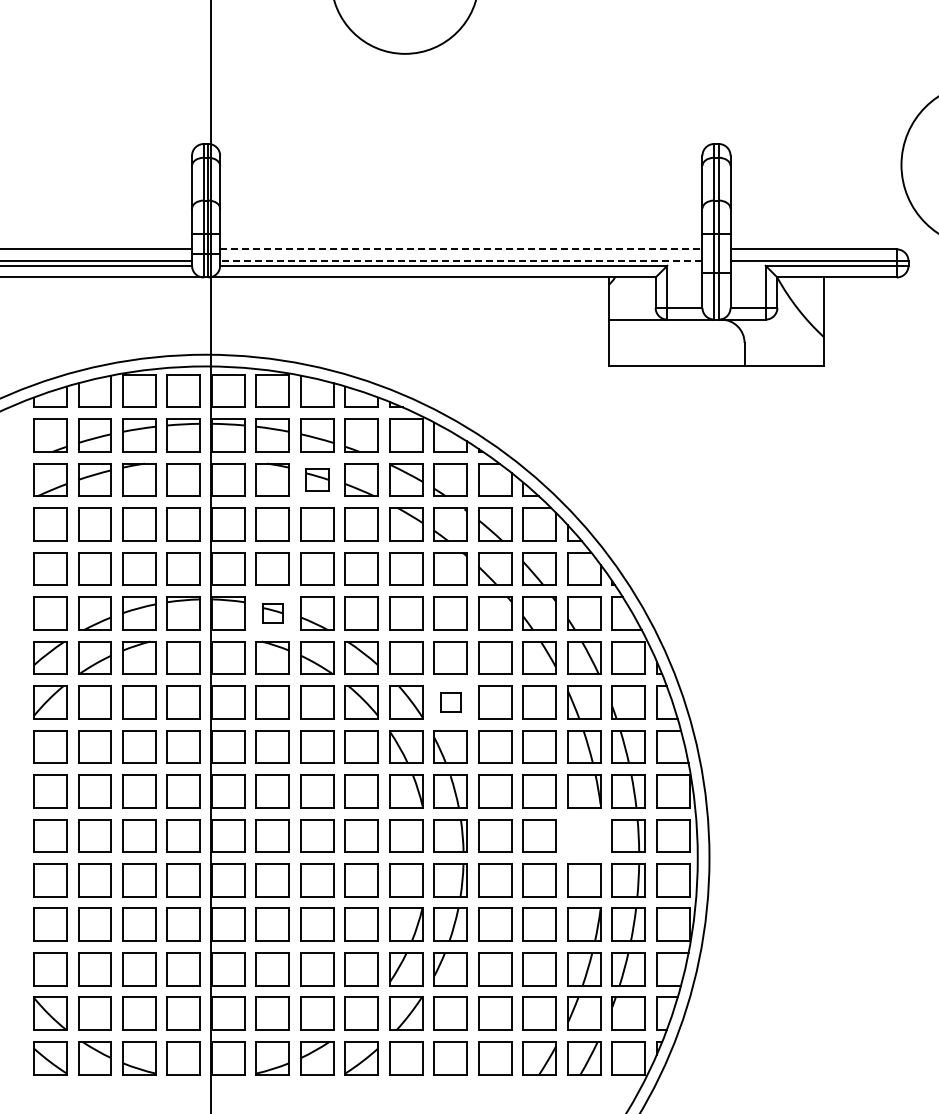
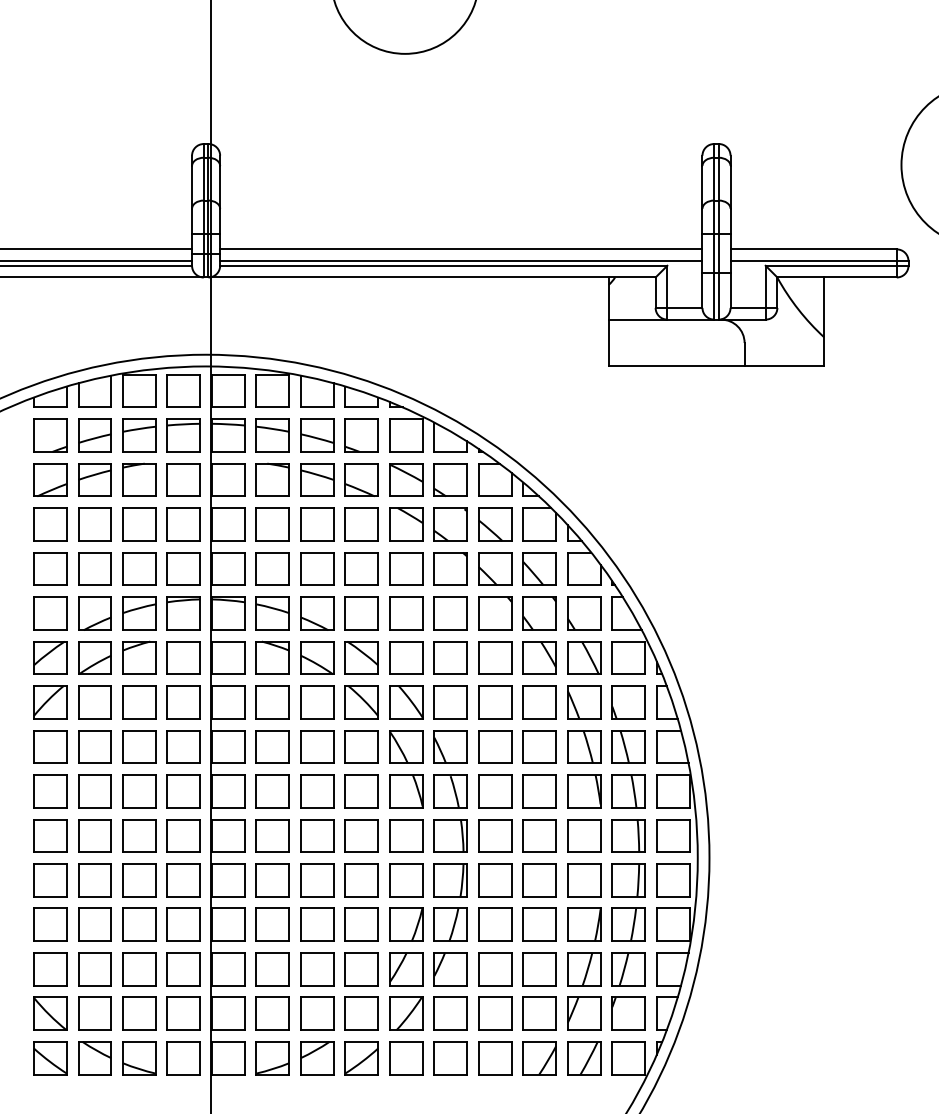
line: dashed -> solid (461, 249)
line: dashed -> solid (460, 261)
part size: 25x24 px -> 35x34 px (317, 479)
part size: 22x21 px -> 35x35 px (272, 613)
part size: 22x21 px -> 35x35 px (450, 702)
part: none -> present (584, 835)
